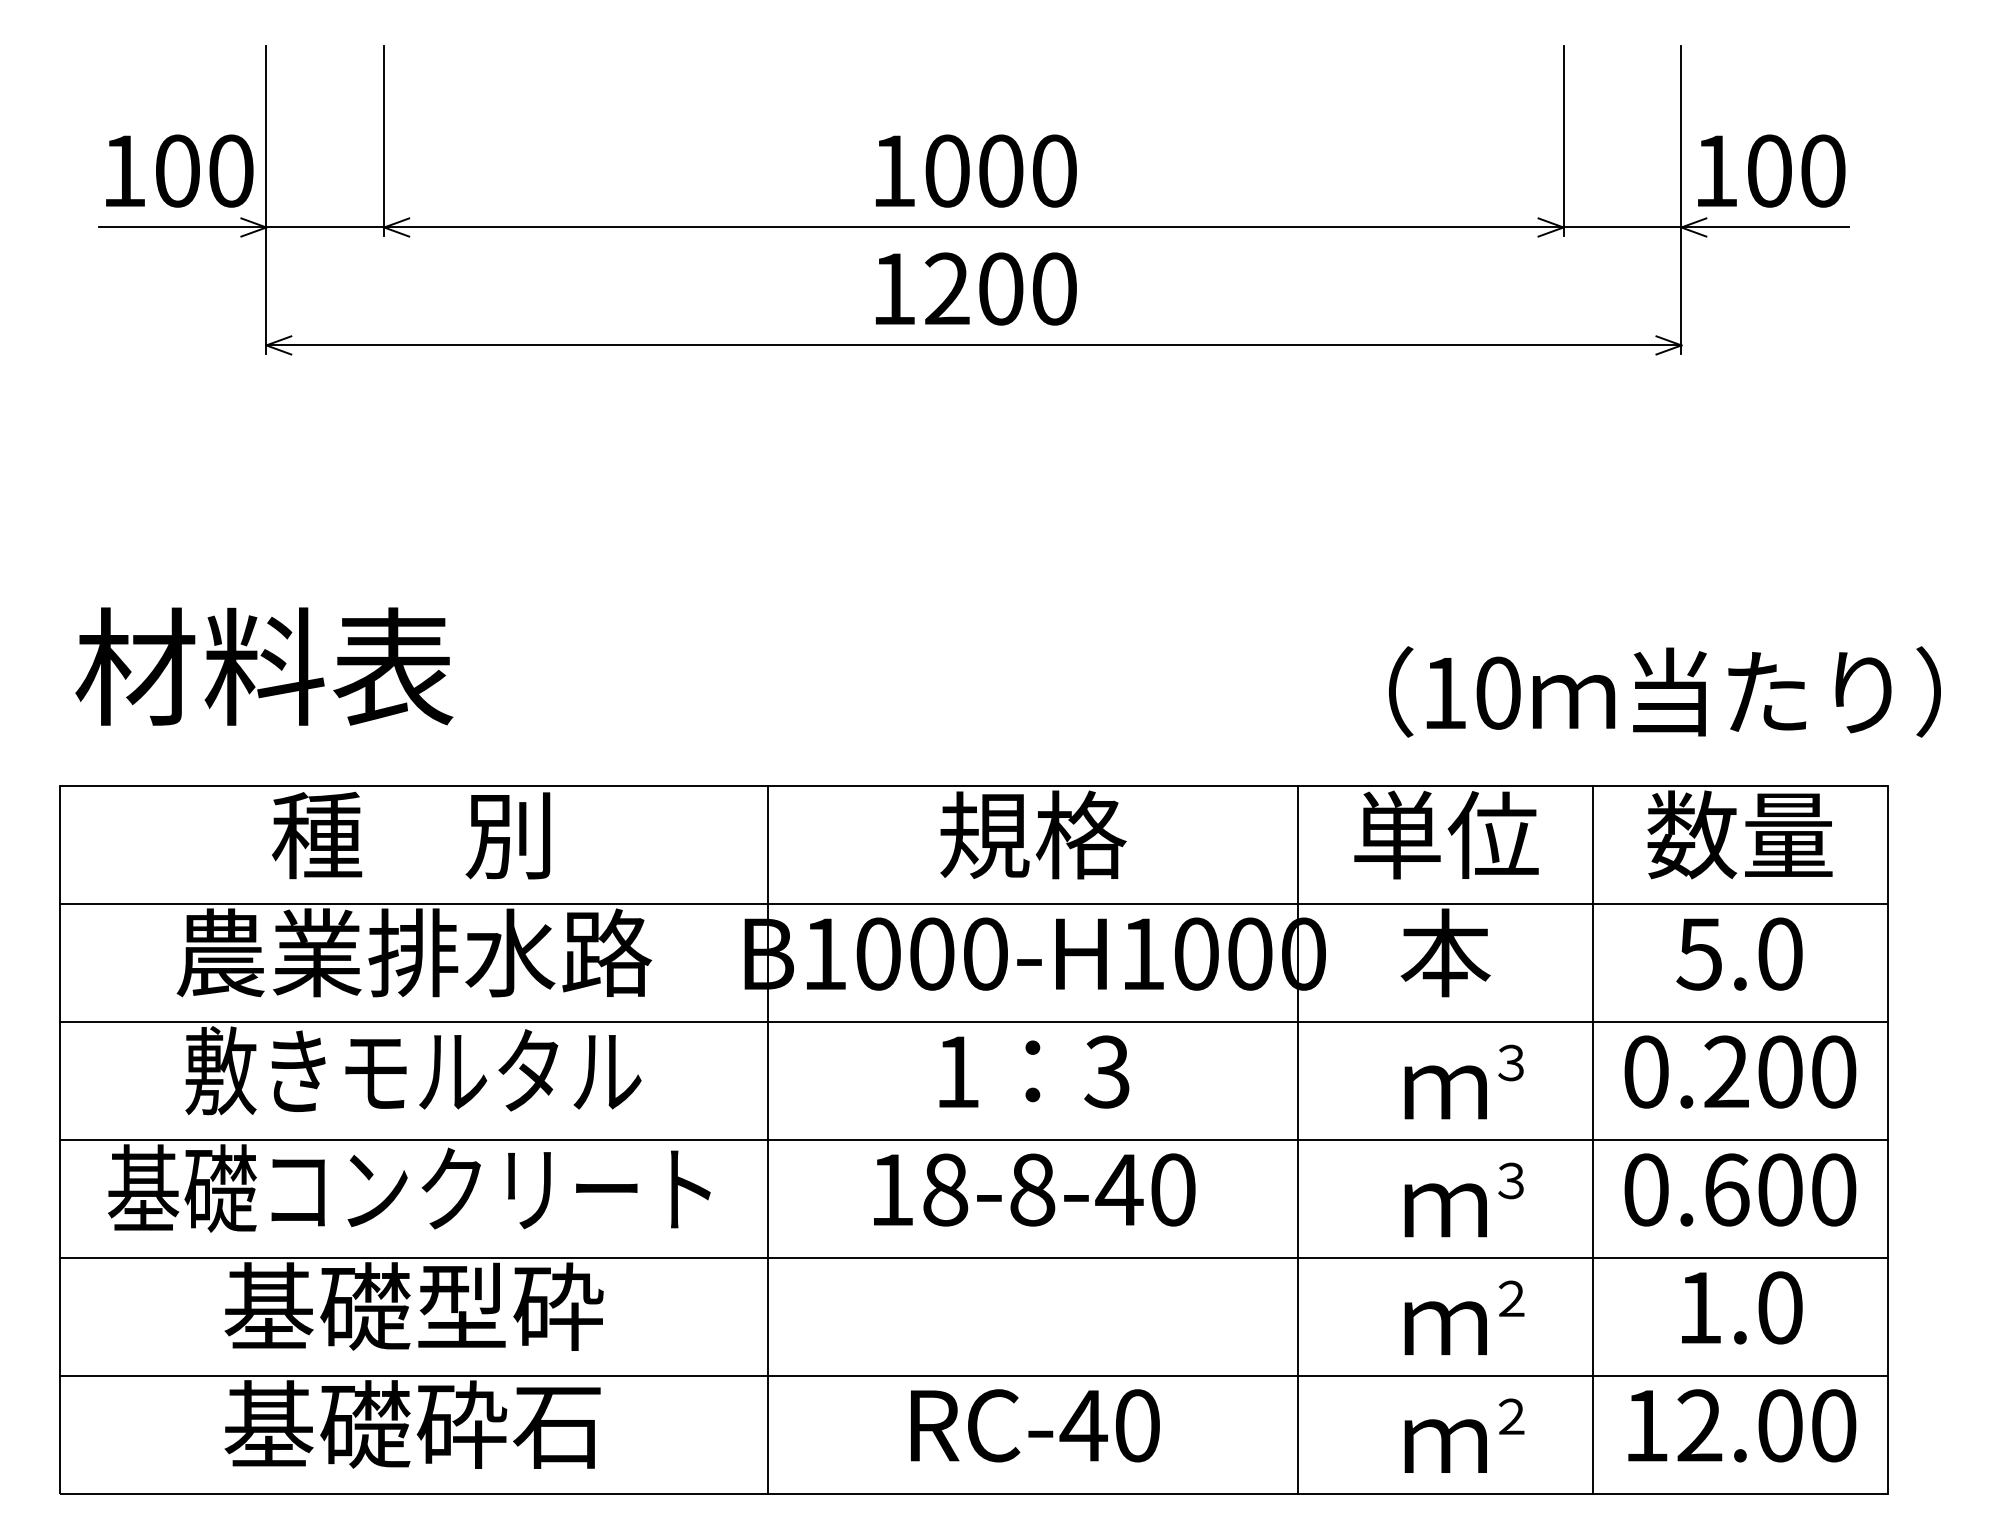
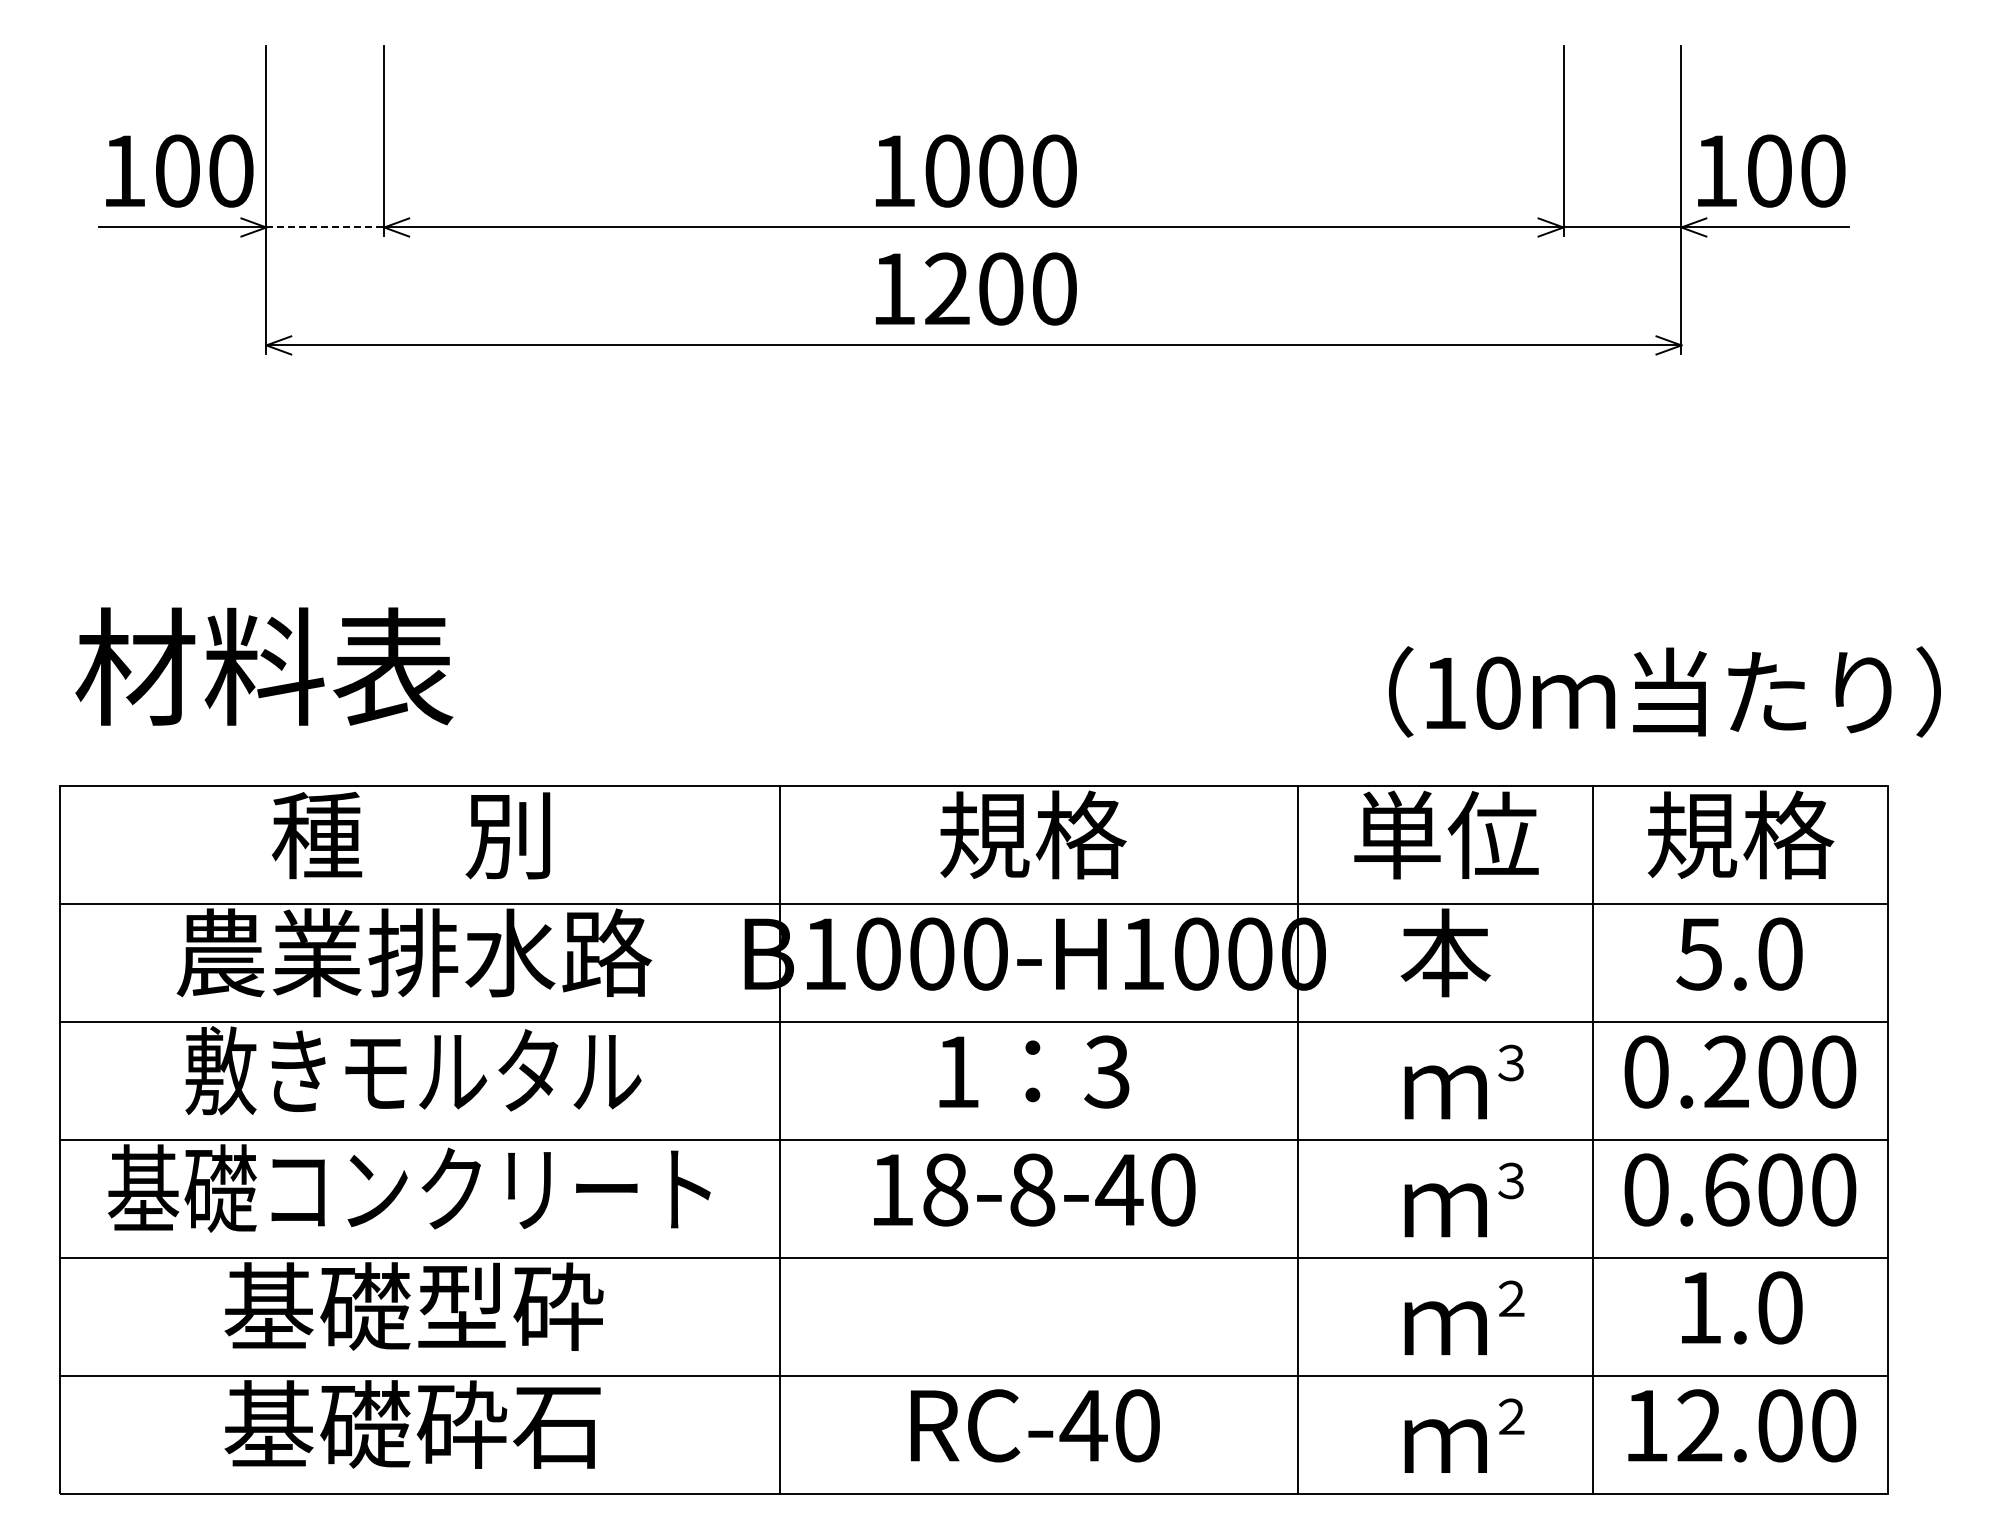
line: solid -> dashed (325, 227)
text: 数量 -> 規格 (1740, 834)
line position: (767, 1139) -> (779, 1139) (779, 1139)
